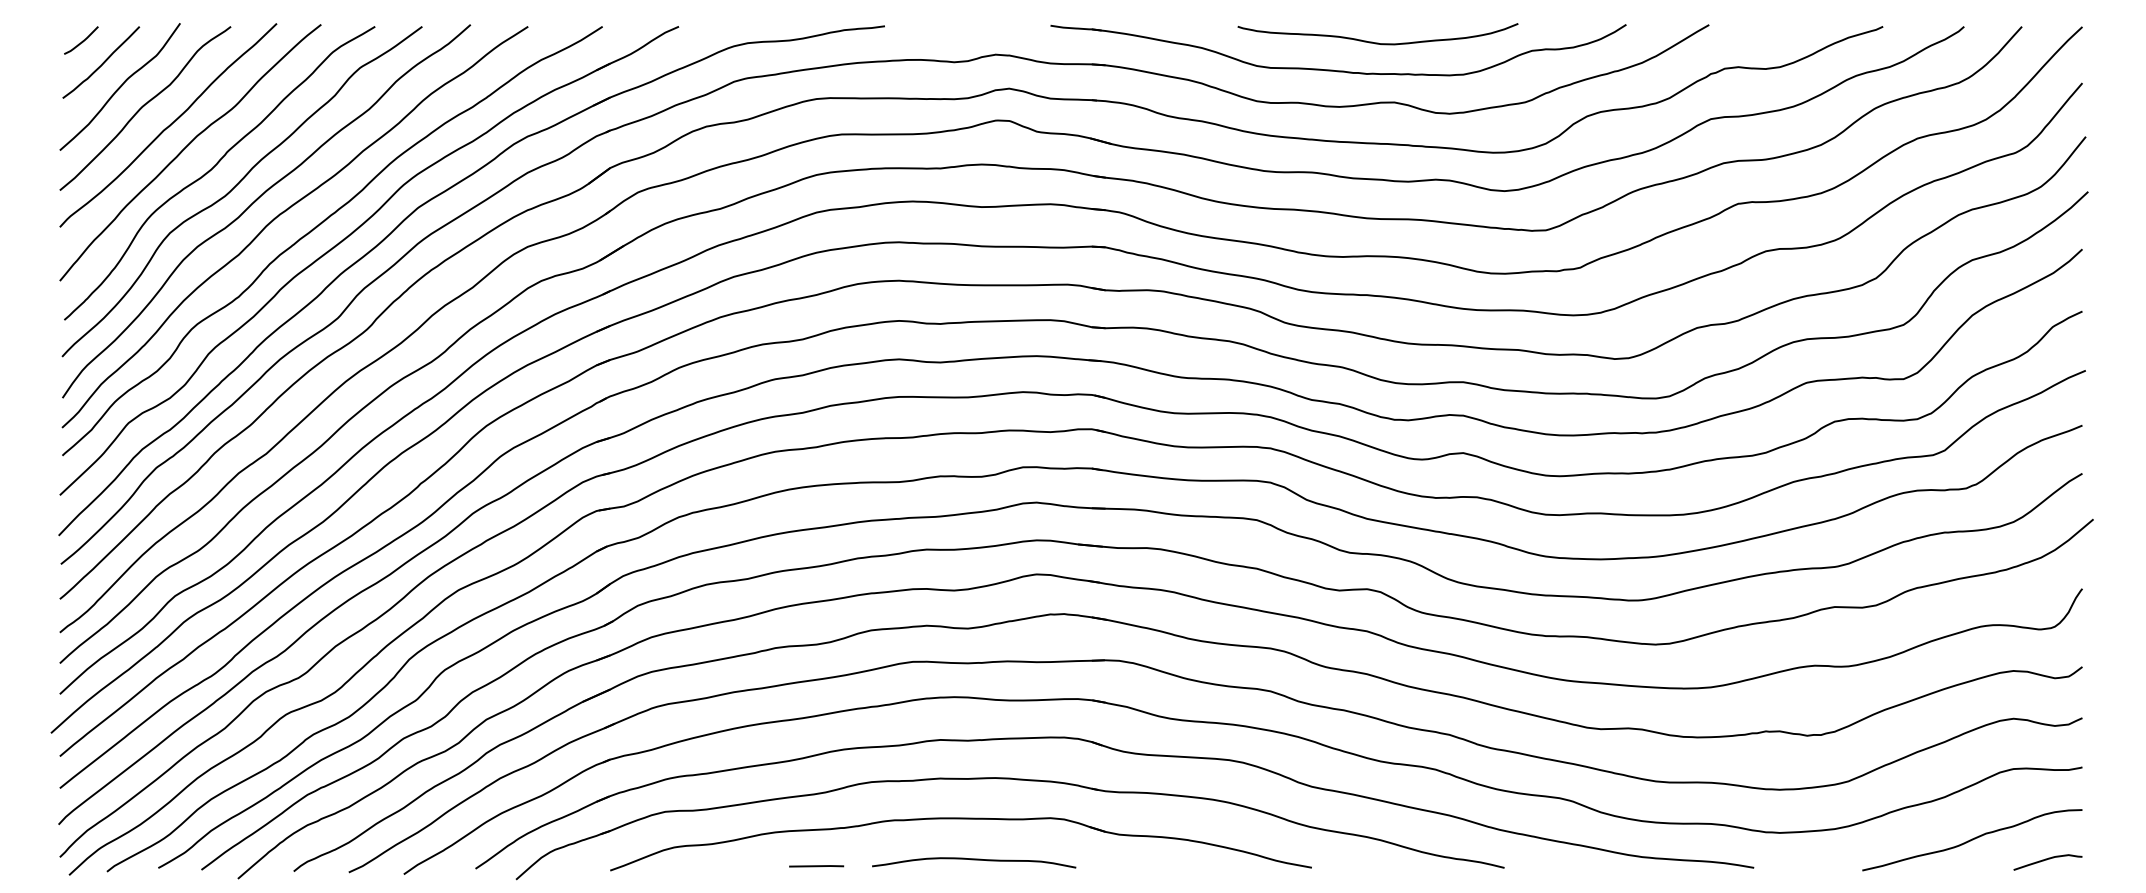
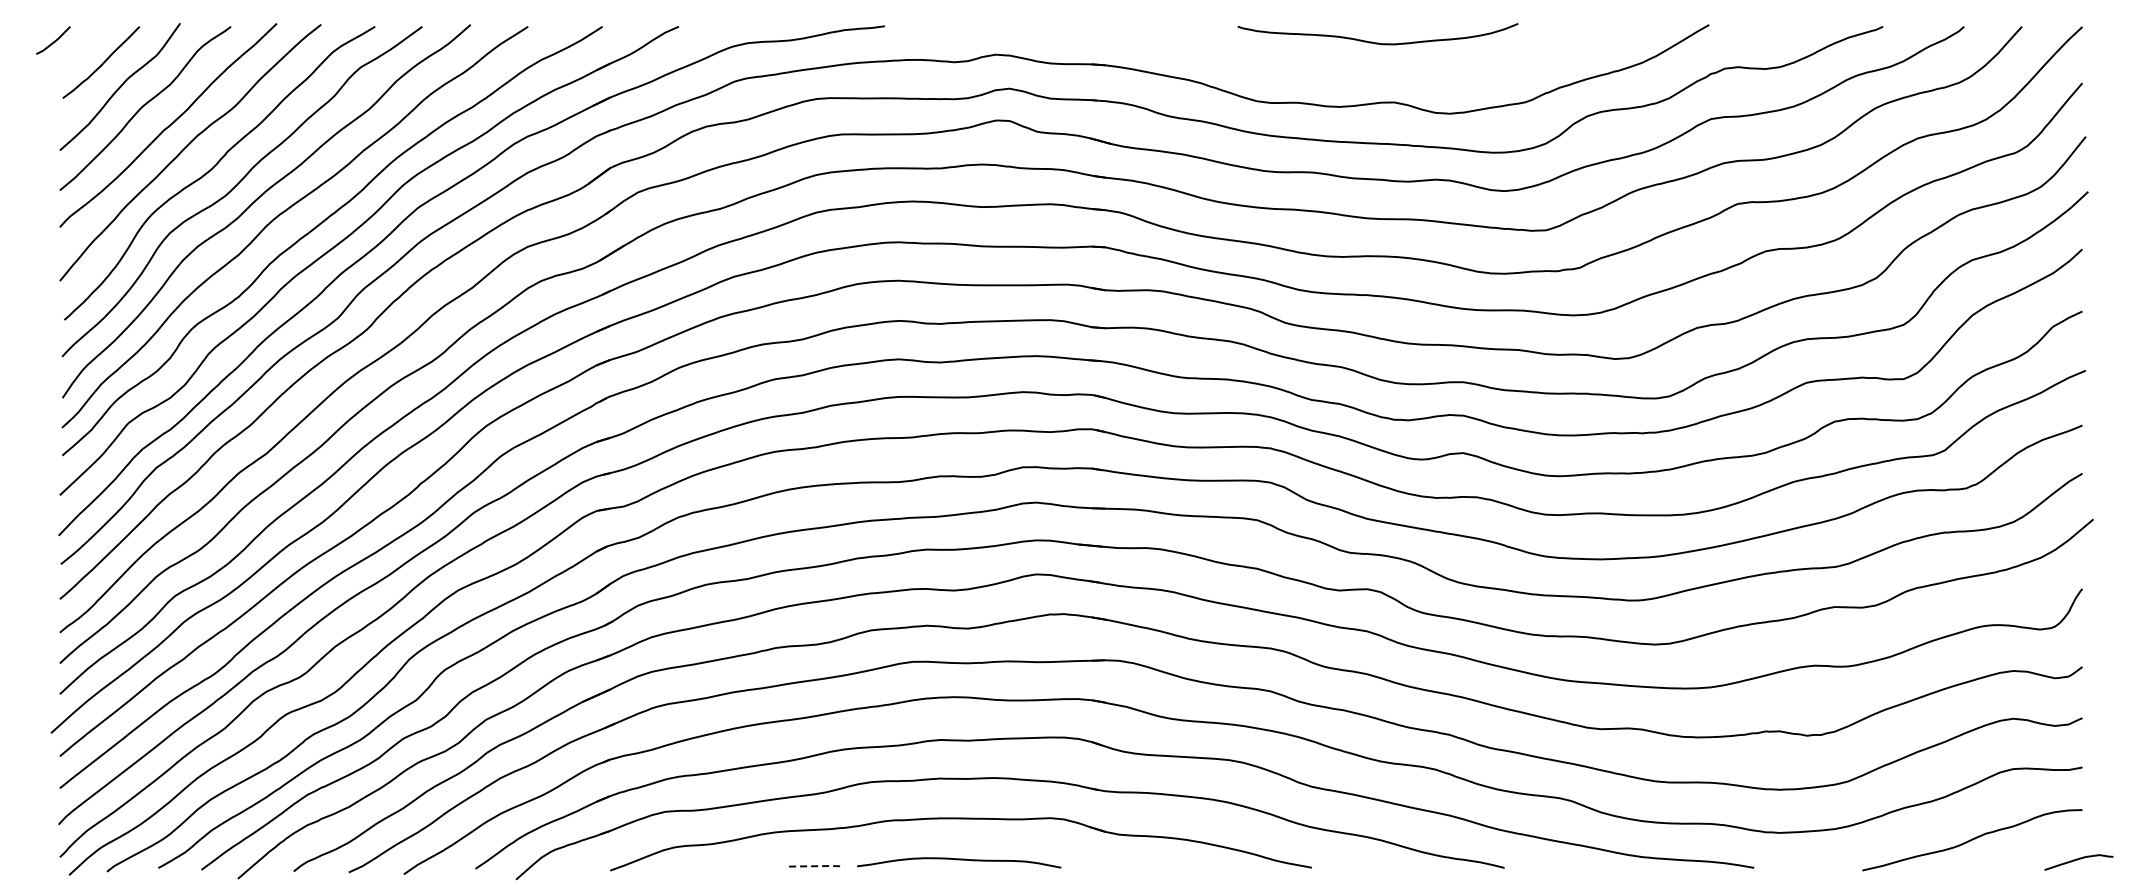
curve position: (82, 40) -> (54, 40) (54, 40)
part: present -> none (1333, 69)
curve position: (974, 860) -> (959, 860) (959, 860)
curve position: (2046, 860) -> (2077, 860) (2077, 860)
line: solid -> dashed (817, 866)
